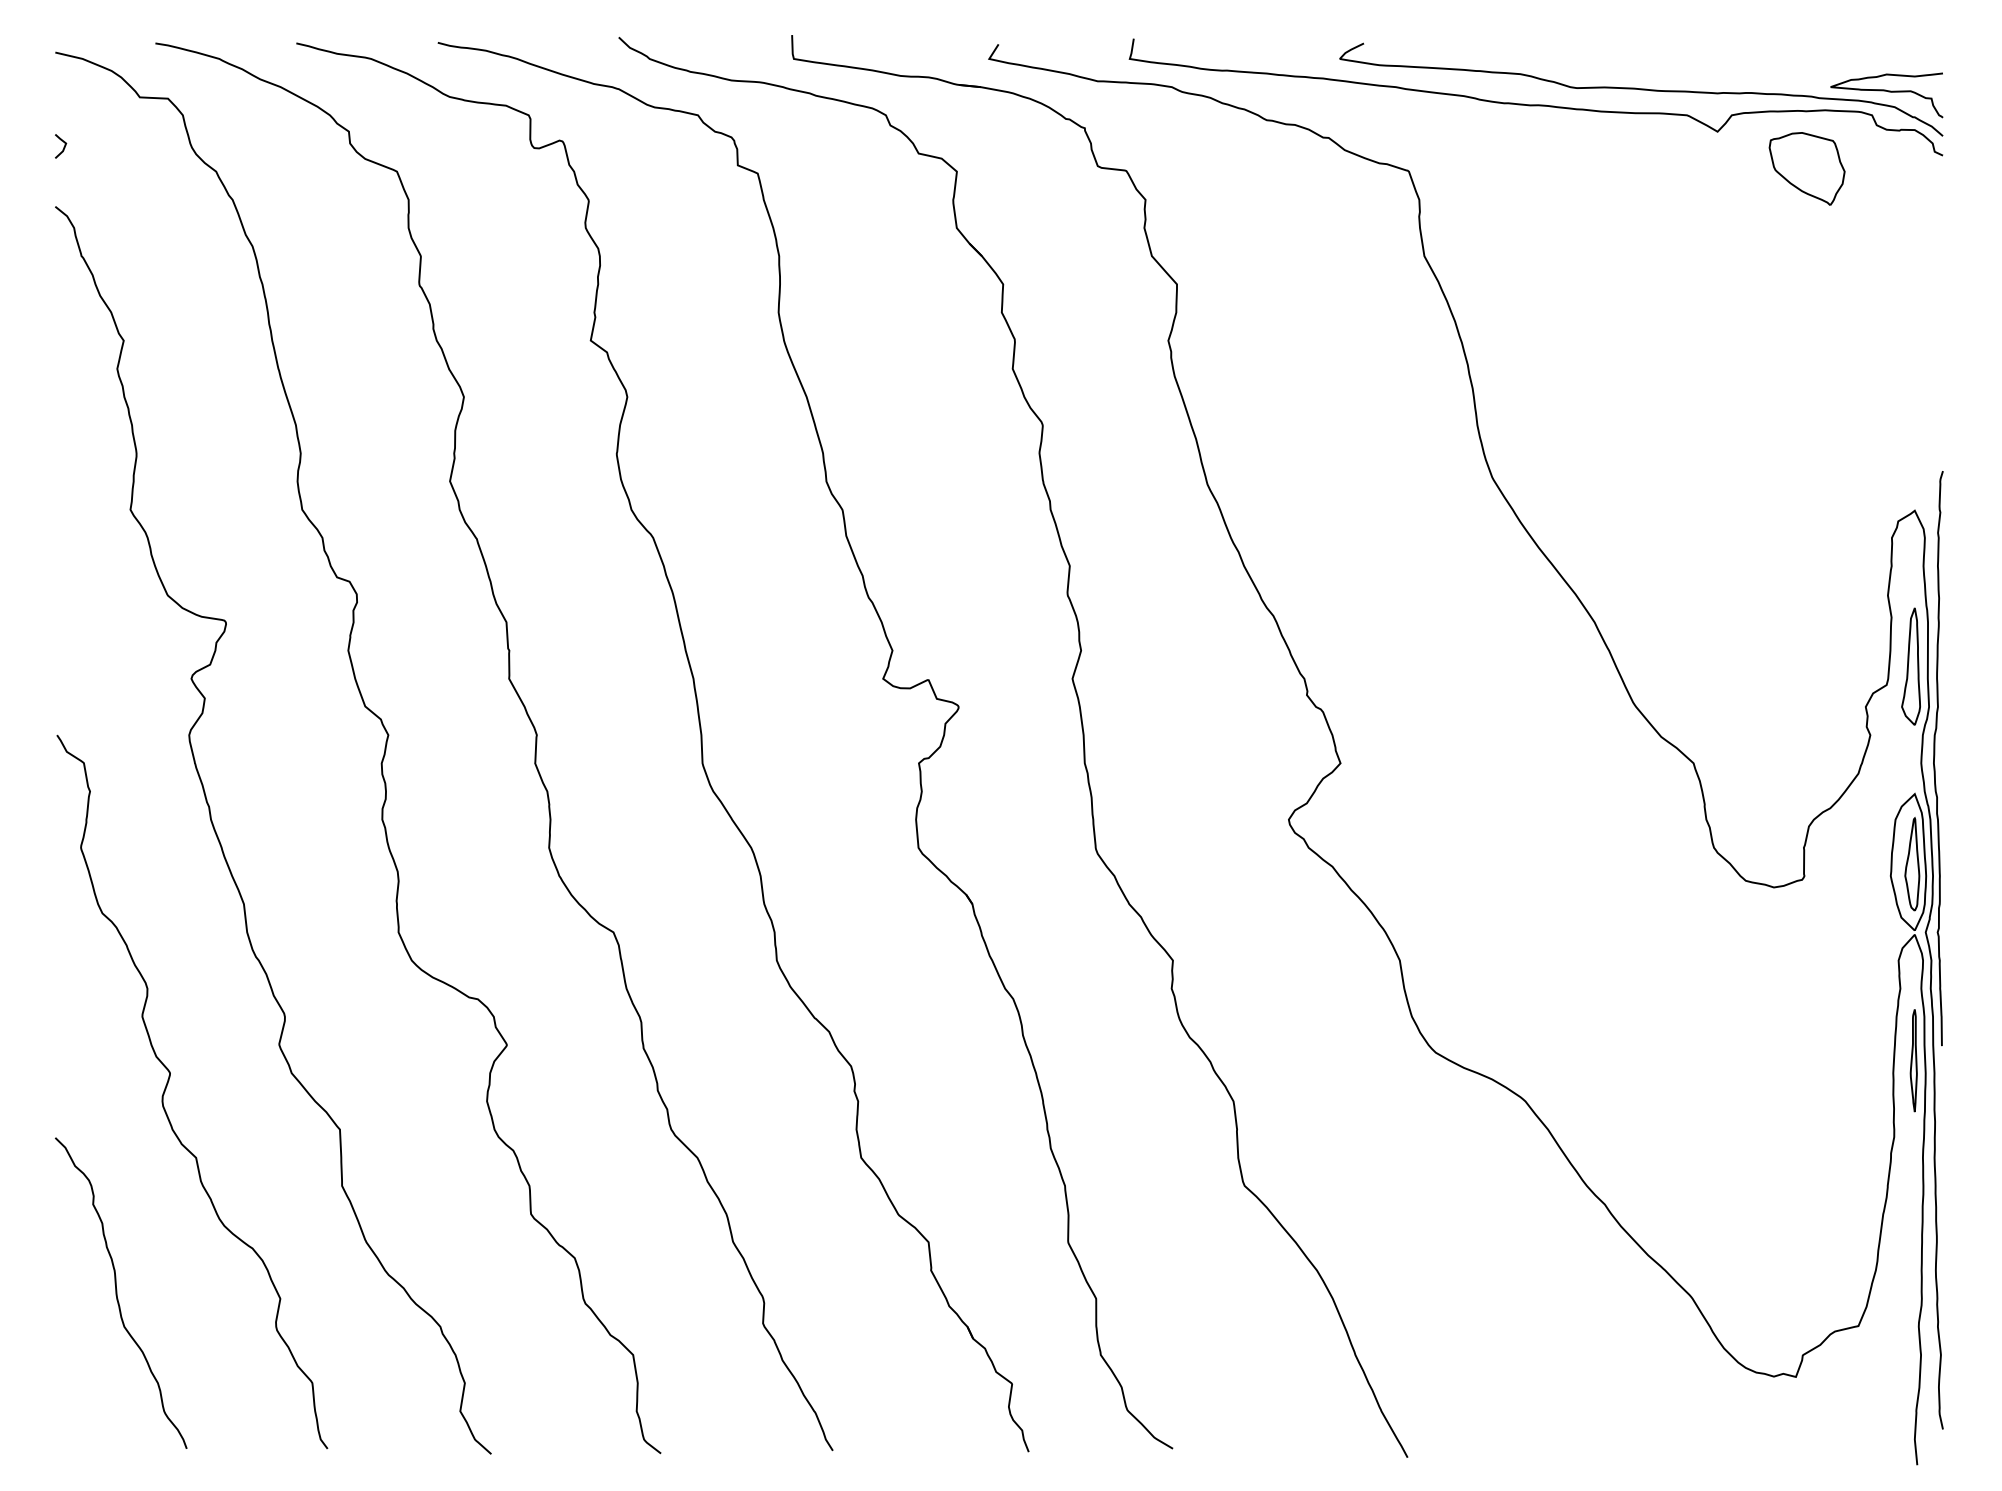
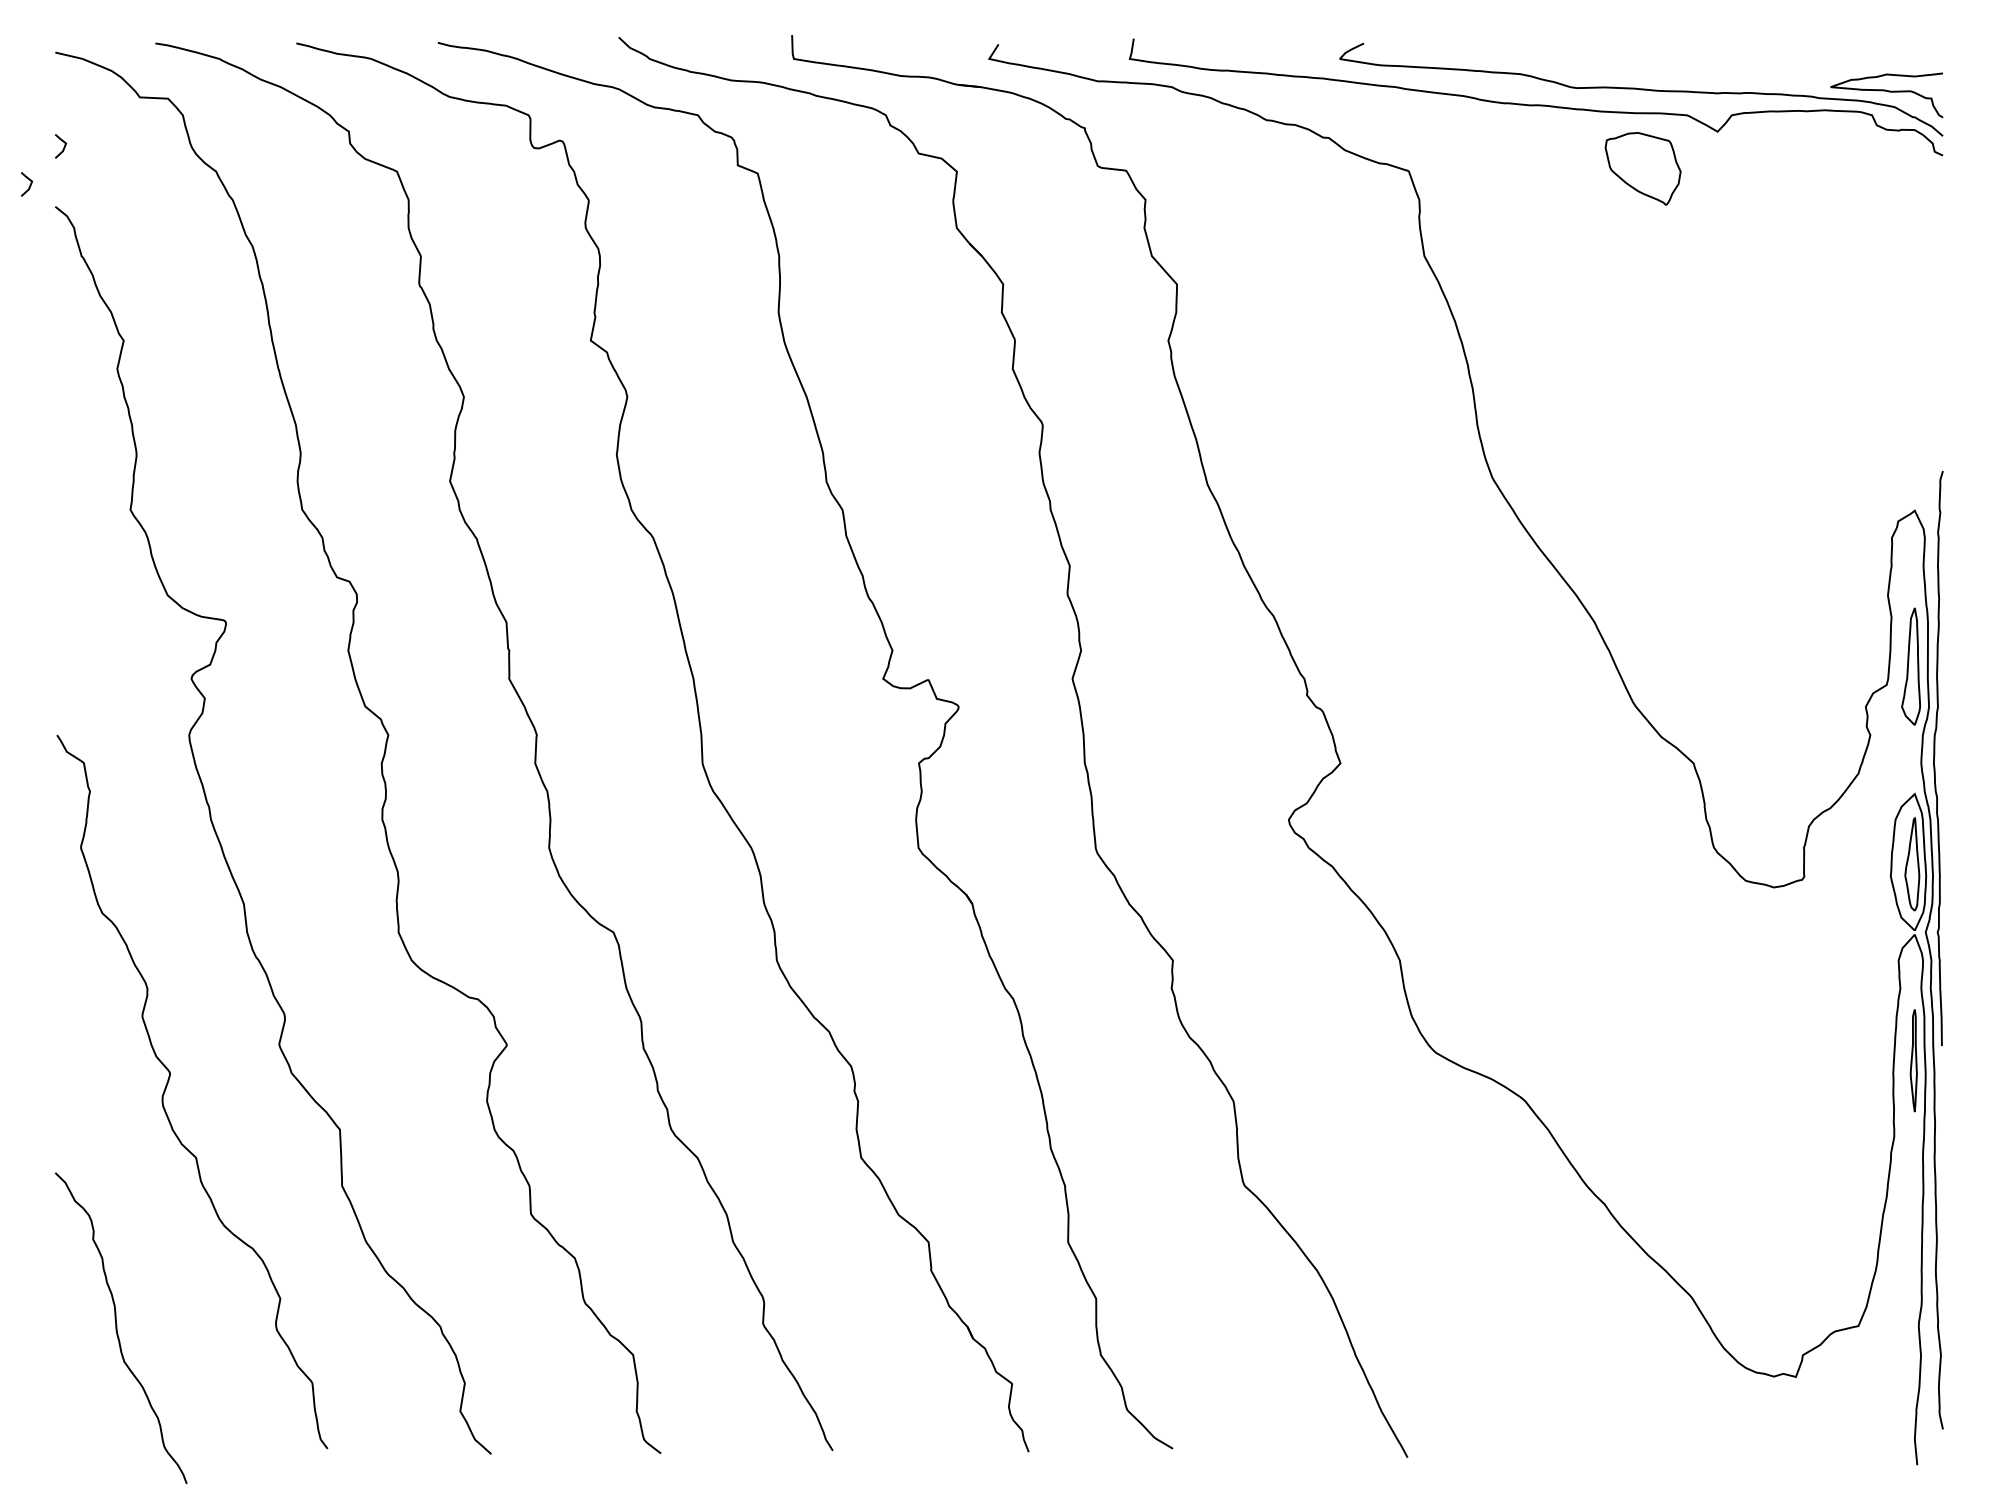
part position: (1806, 168) -> (1642, 168) (1642, 168)
line: none -> present (29, 185)
curve position: (117, 1292) -> (117, 1327) (117, 1327)
